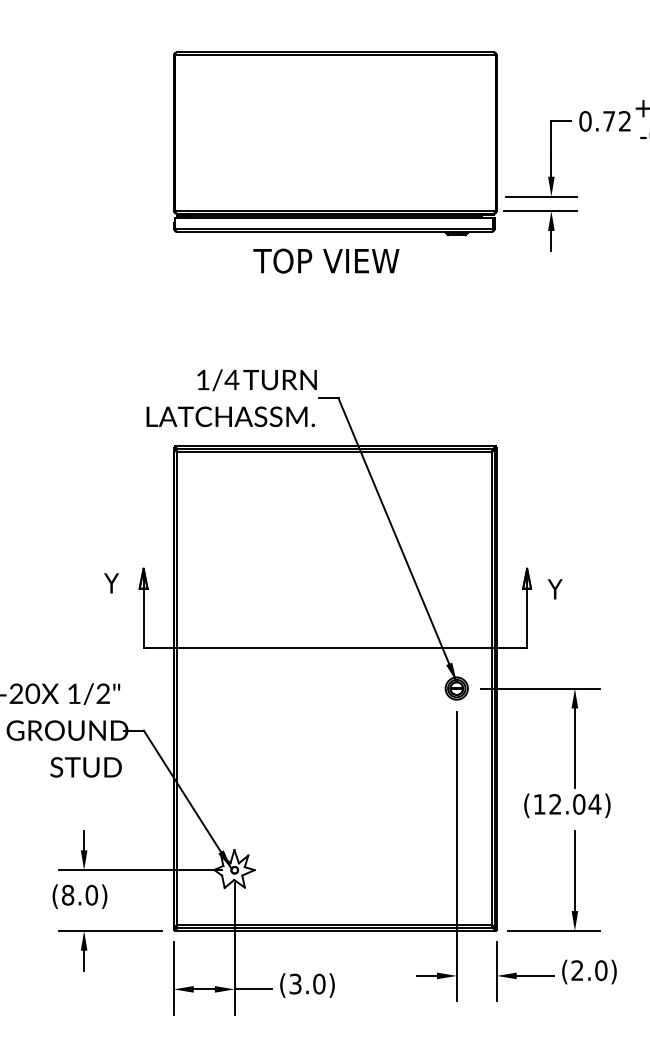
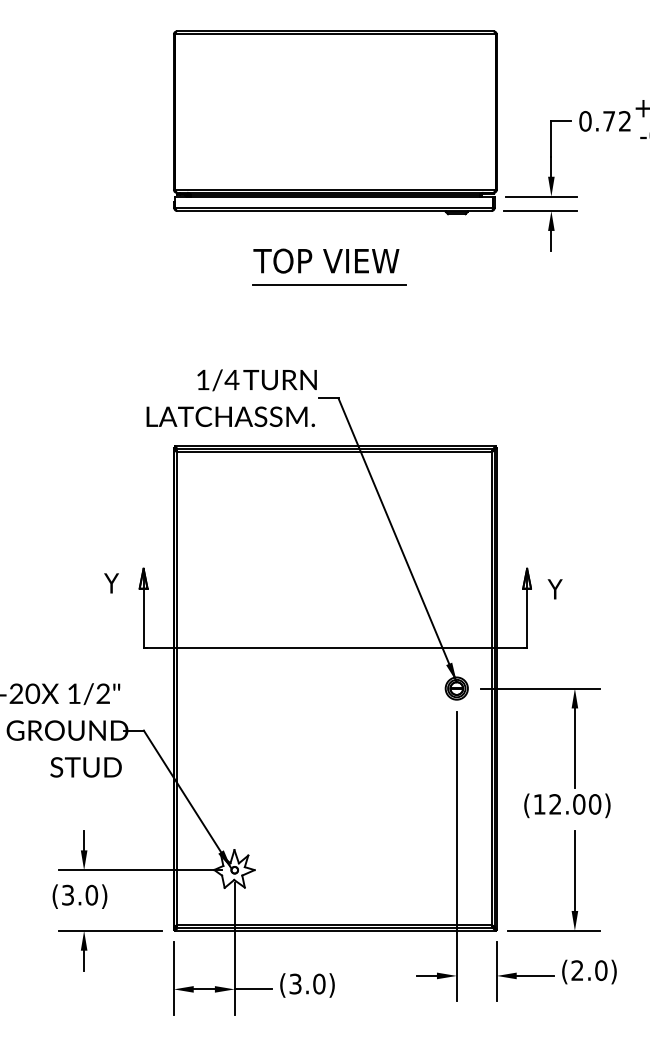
part position: (335, 143) -> (335, 122) (335, 122)
line: none -> present (329, 285)
text: (12.04) -> (12.00) (594, 804)
text: (8.0) -> (3.0) (68, 894)
